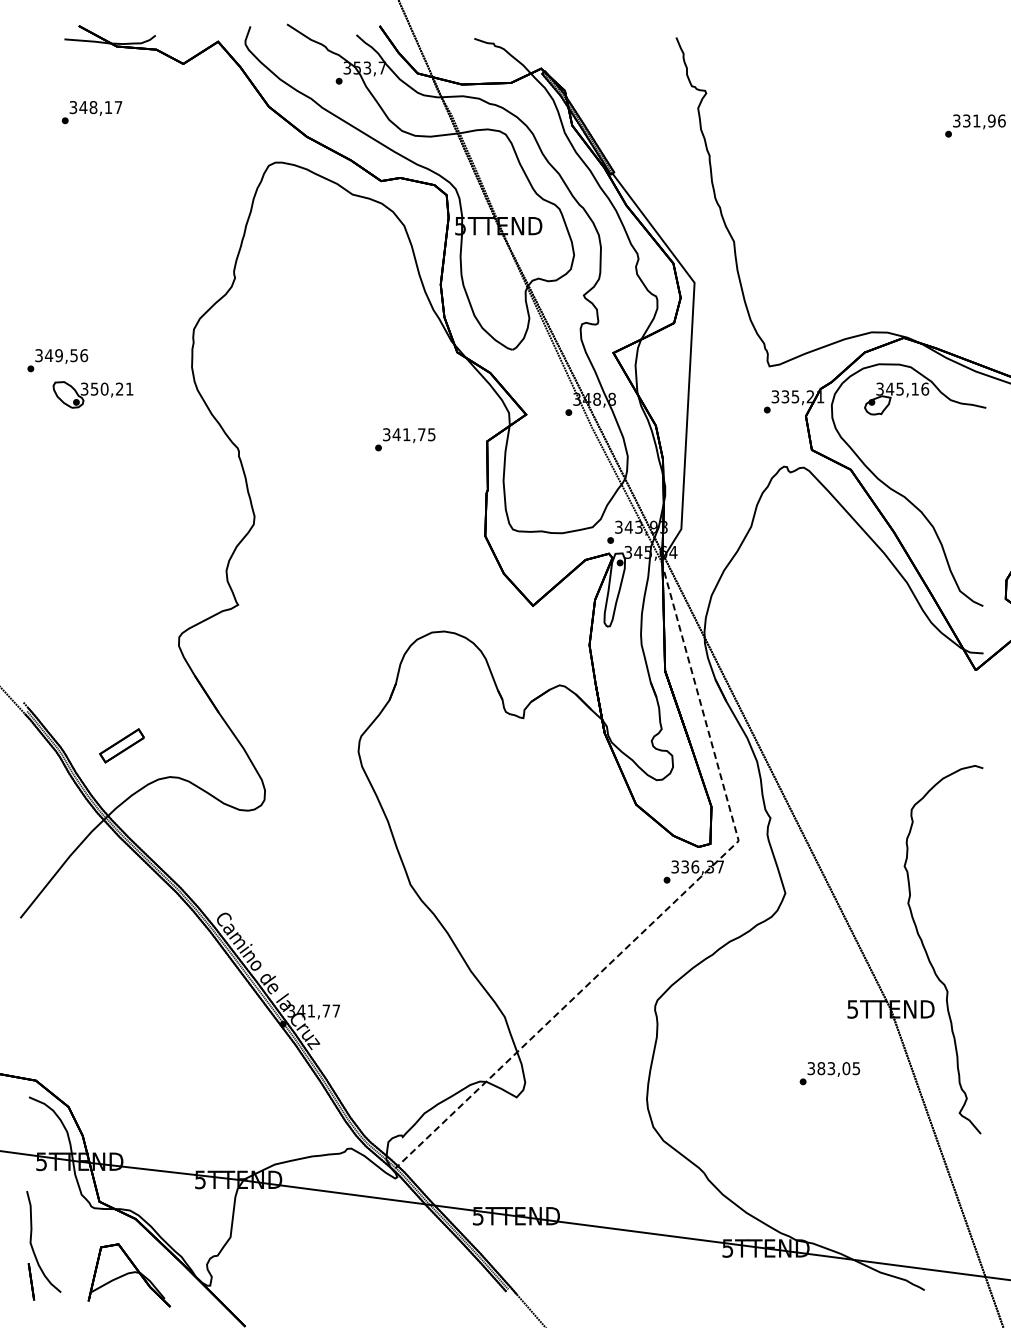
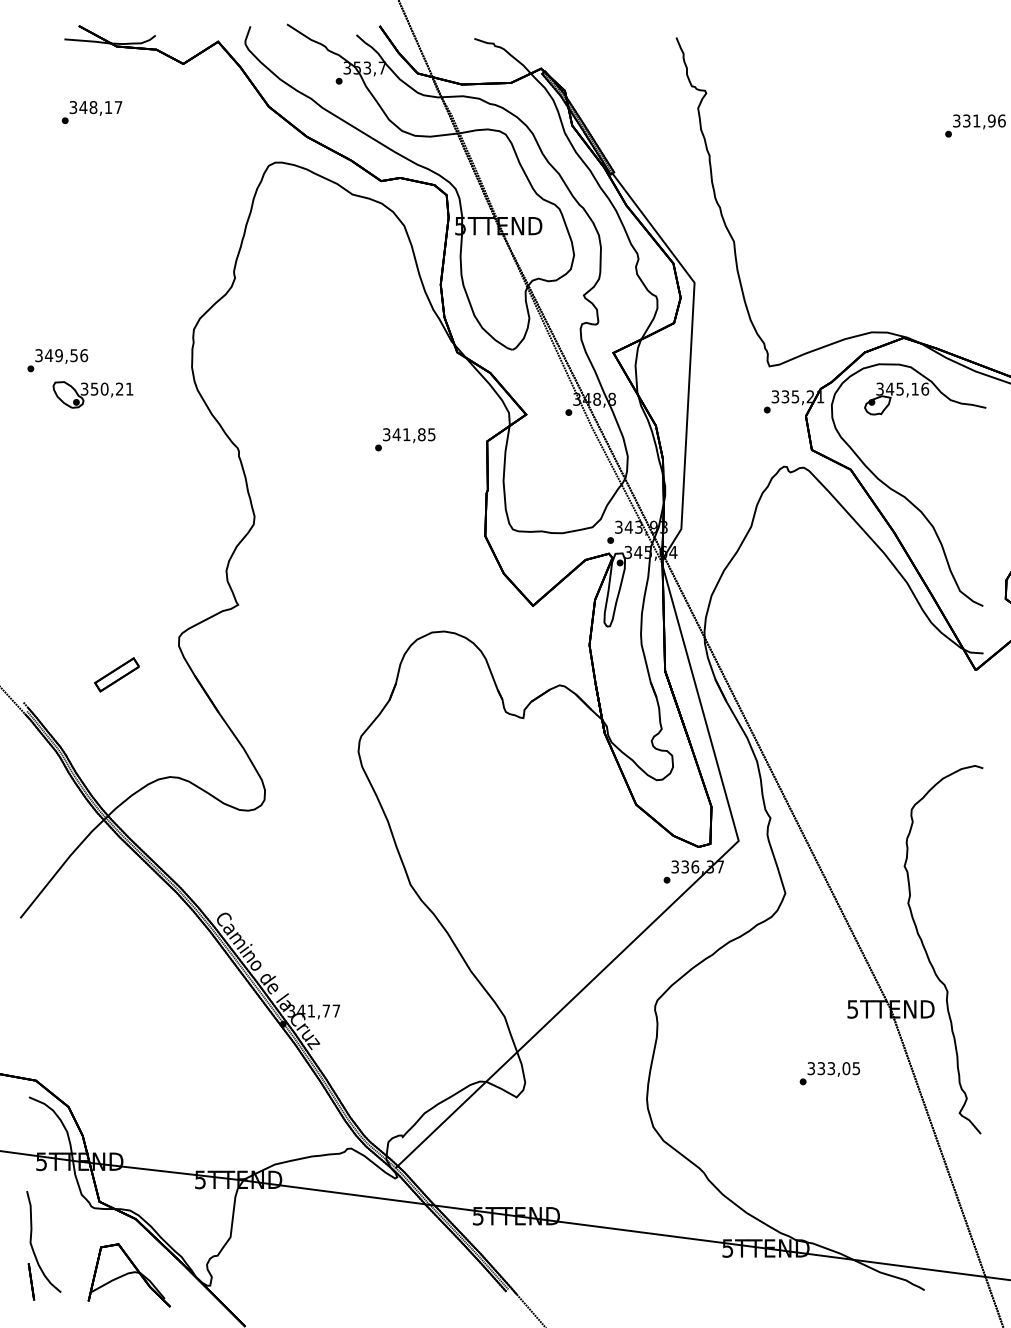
text: 341,75 -> 341,85 (421, 434)
part position: (121, 745) -> (116, 674) (116, 674)
line: dashed -> solid (673, 902)
text: 383,05 -> 333,05 (821, 1068)
